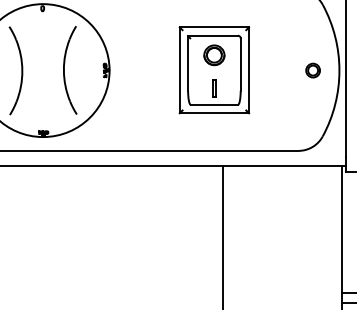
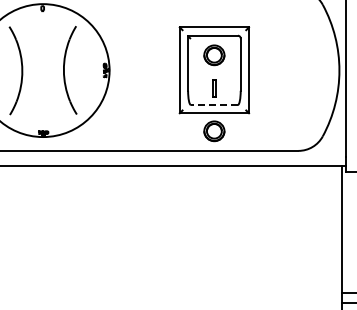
part: present -> none (312, 70)
line: solid -> dashed (214, 104)
part: none -> present (214, 131)
line: present -> none (223, 236)
